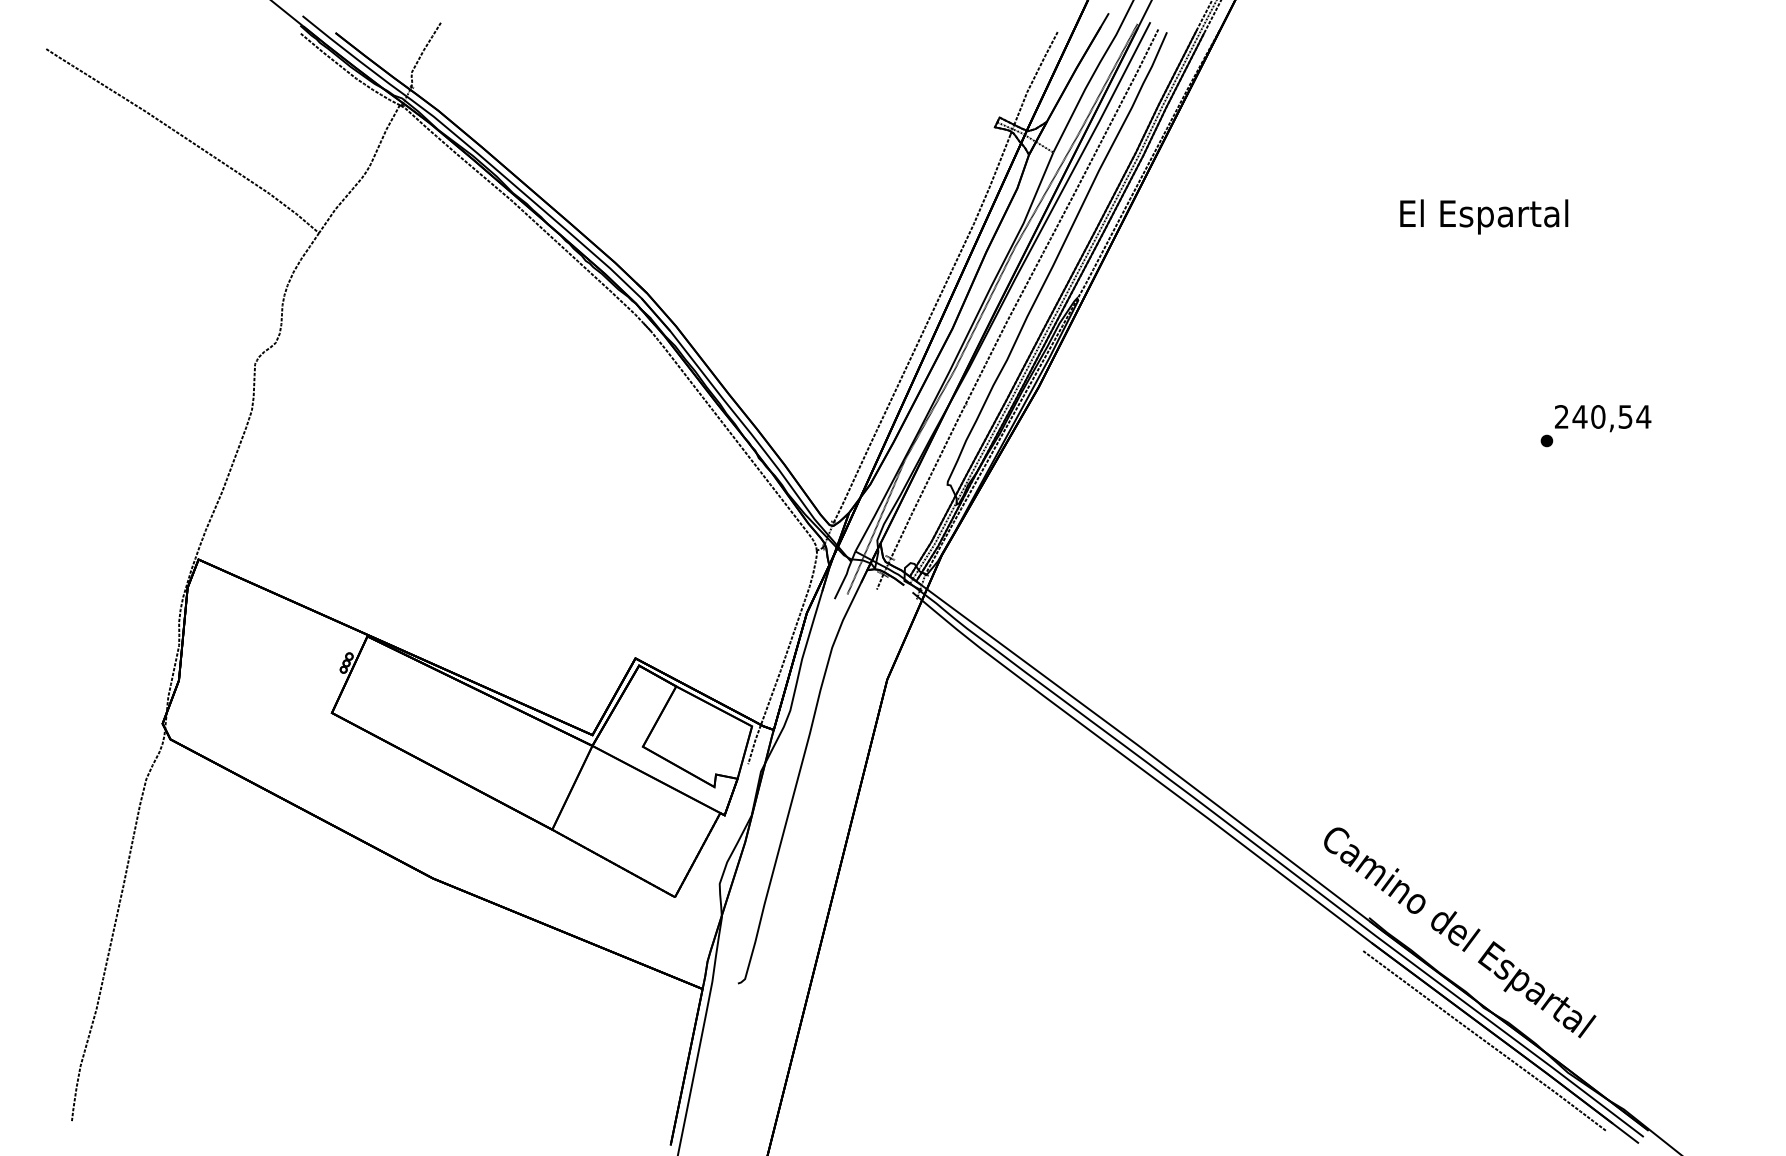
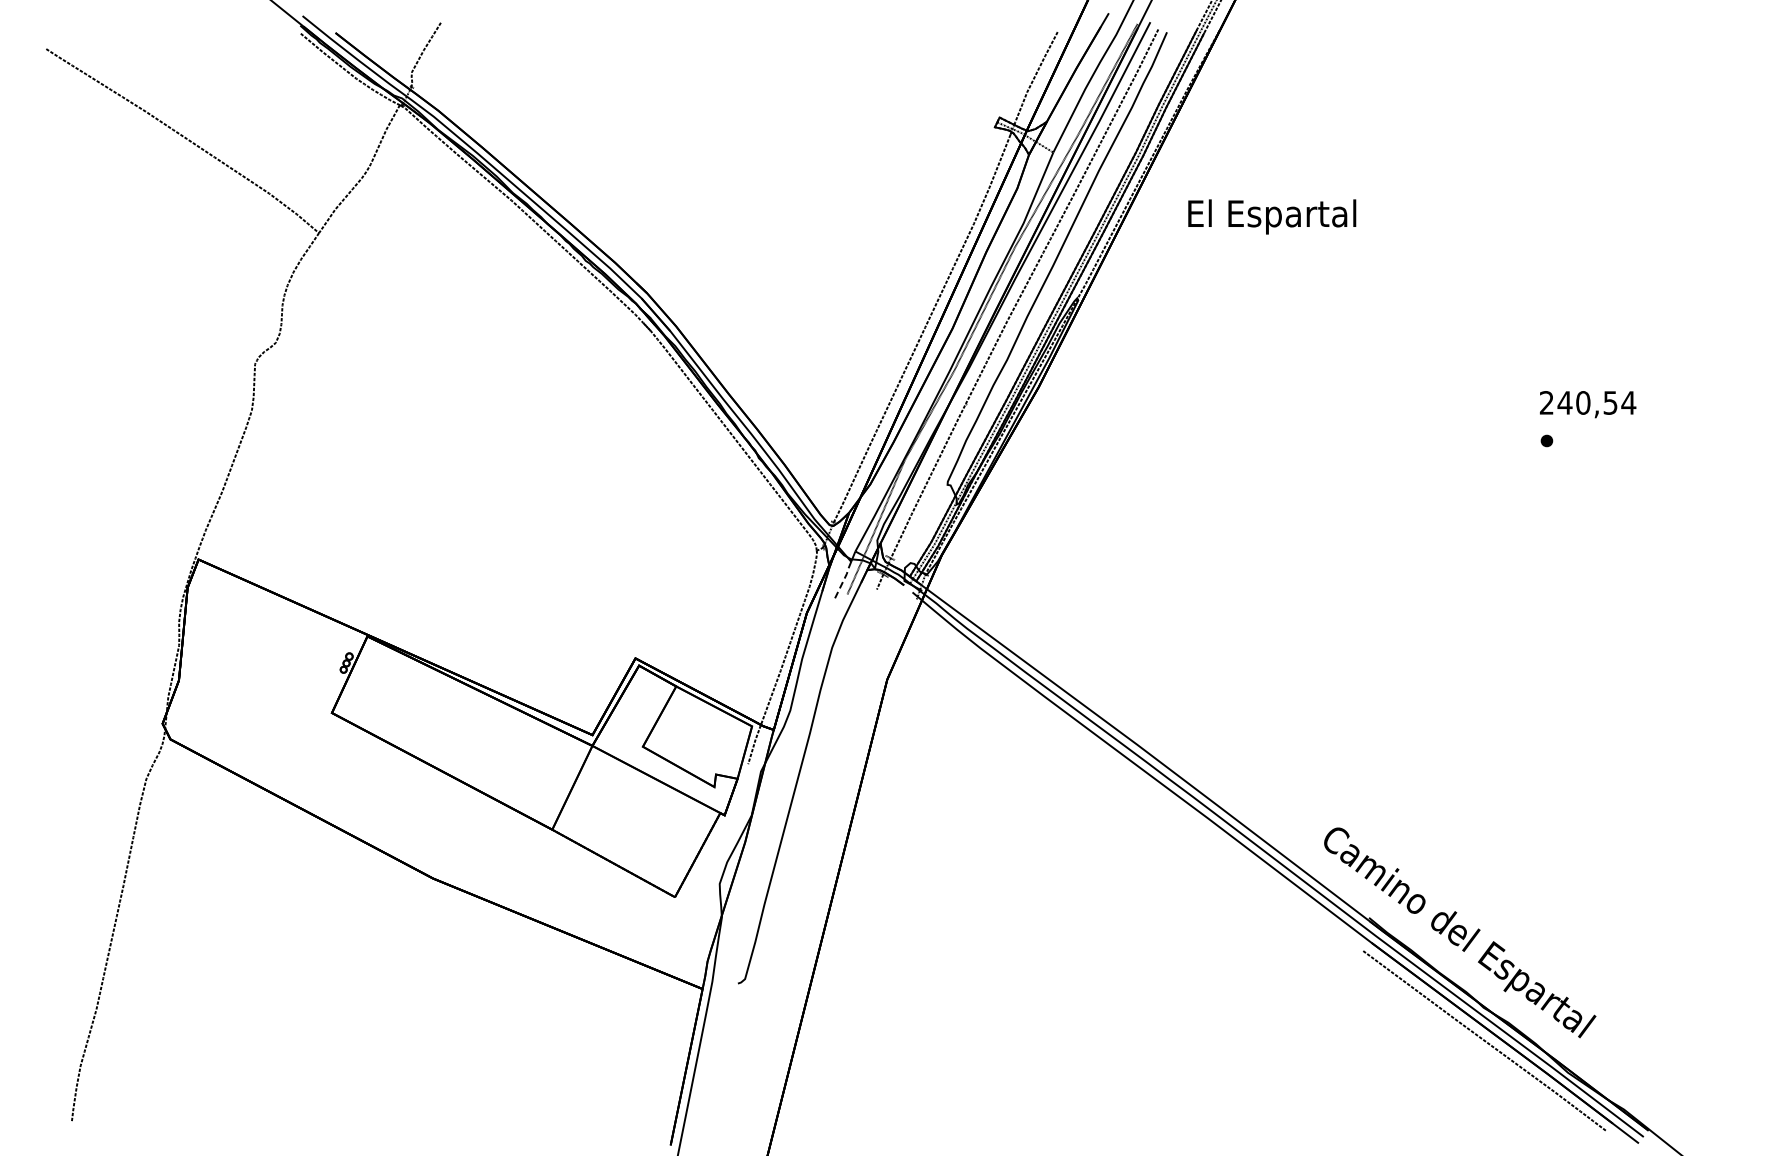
text position: (1484, 216) -> (1272, 216) (1272, 216)
text position: (1603, 418) -> (1588, 404) (1588, 404)
line: solid -> dashed (844, 579)
